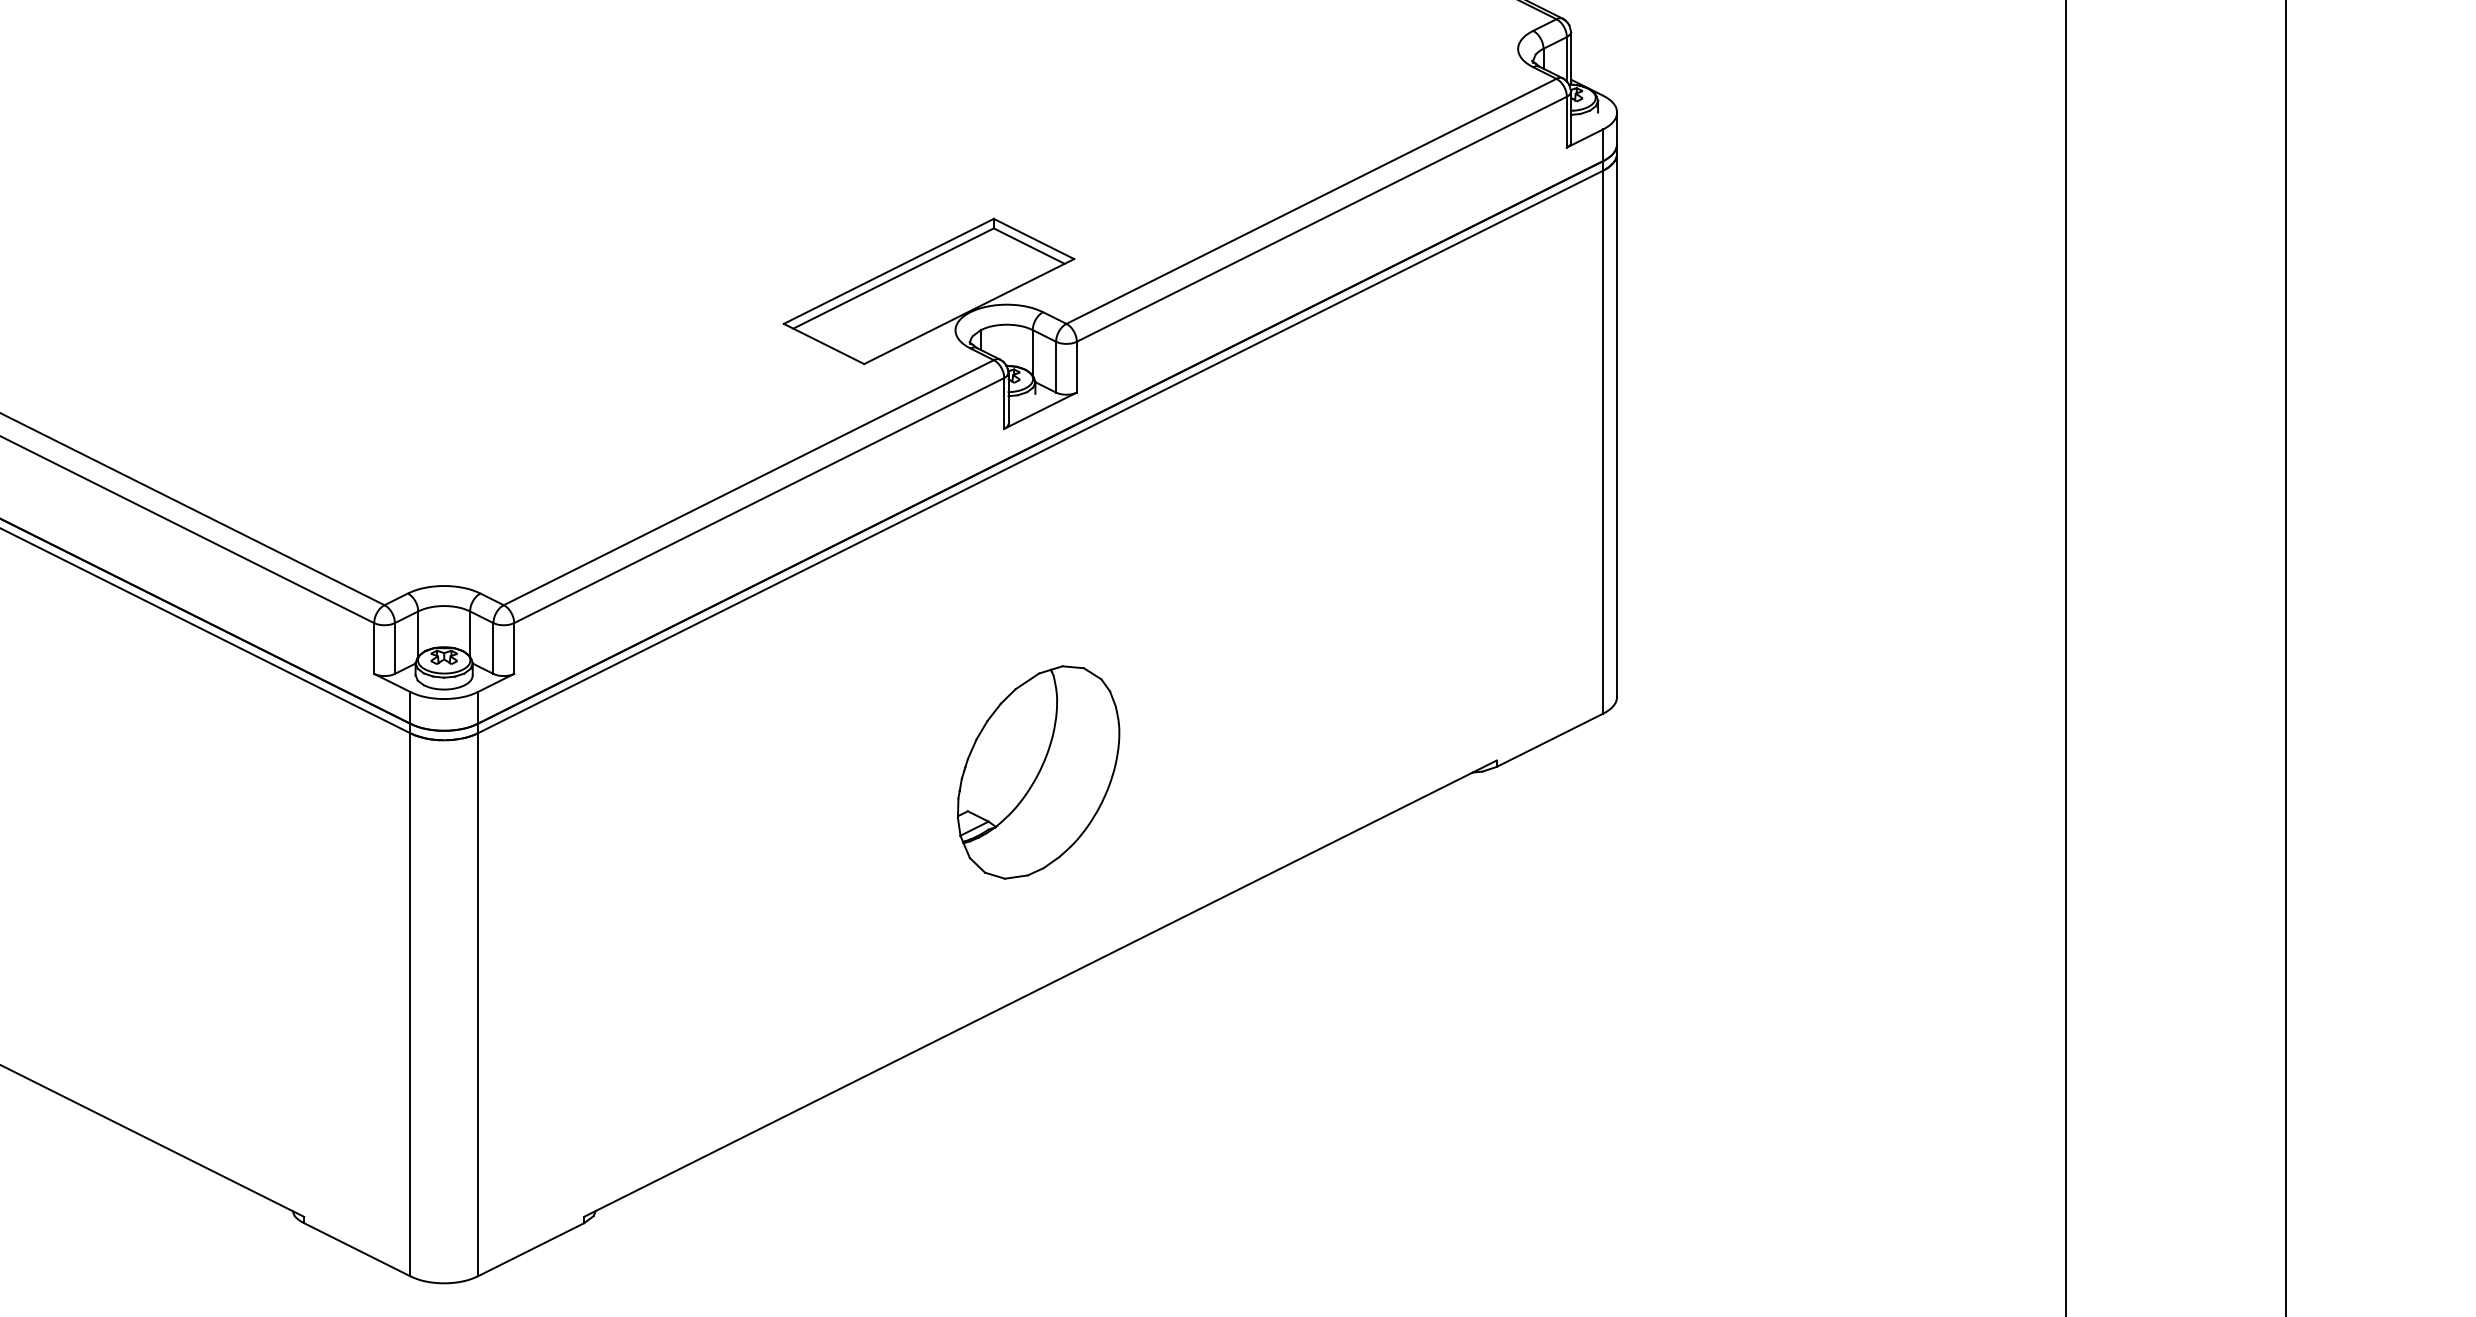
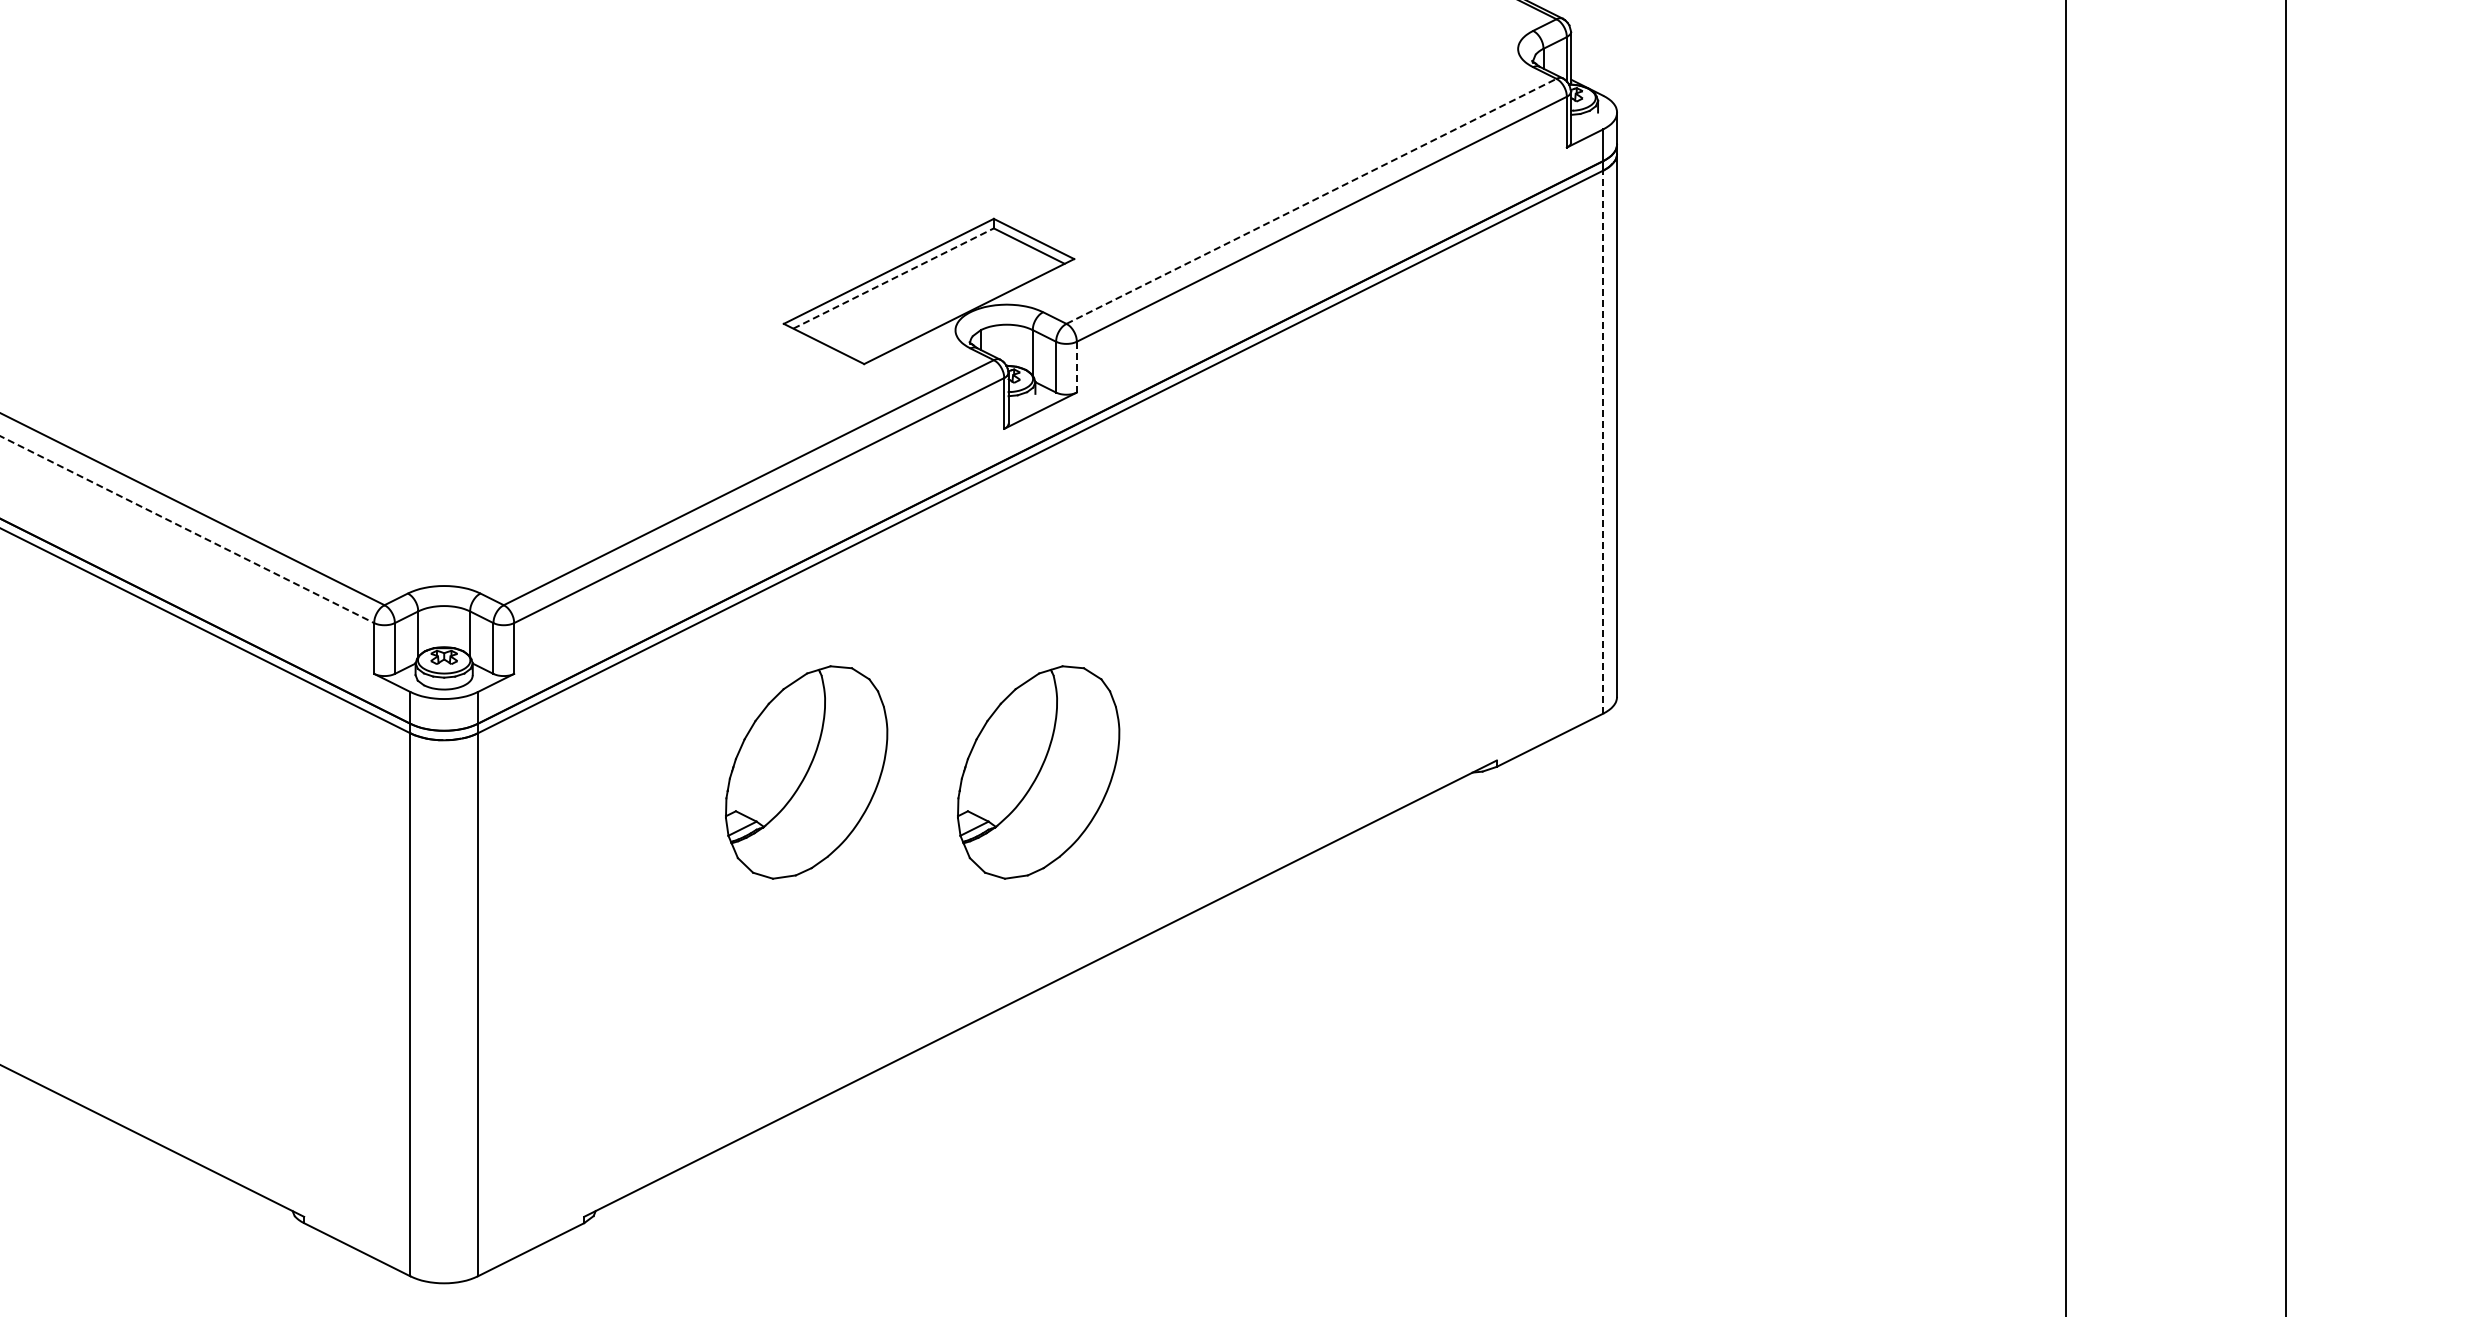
line: solid -> dashed (1311, 201)
line: solid -> dashed (894, 278)
line: solid -> dashed (1076, 367)
line: solid -> dashed (1603, 442)
line: solid -> dashed (187, 529)
part: none -> present (806, 772)
